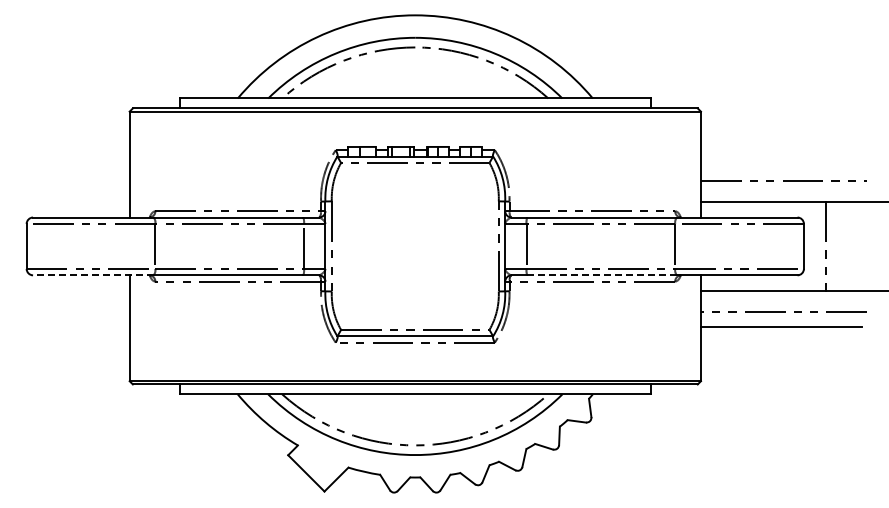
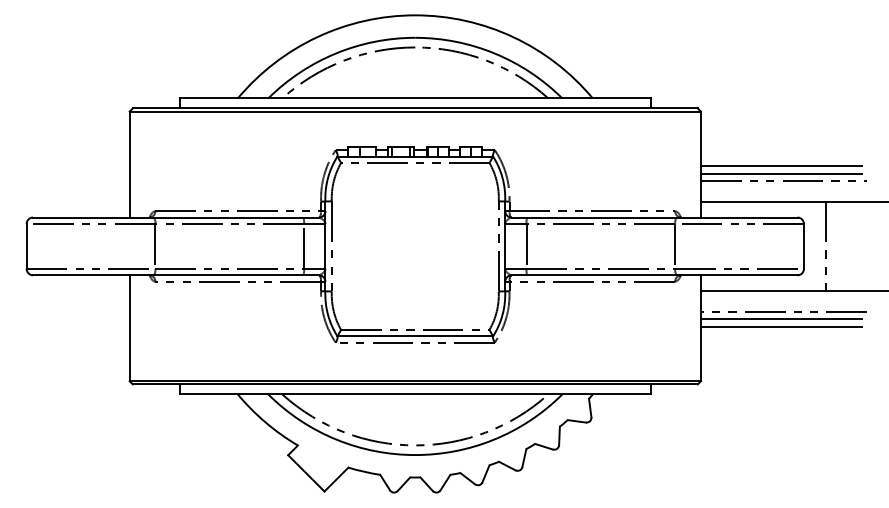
line: none -> present (781, 166)
line: none -> present (781, 174)
line: dashed -> solid (92, 275)
line: dashed -> solid (602, 275)
line: none -> present (781, 318)
